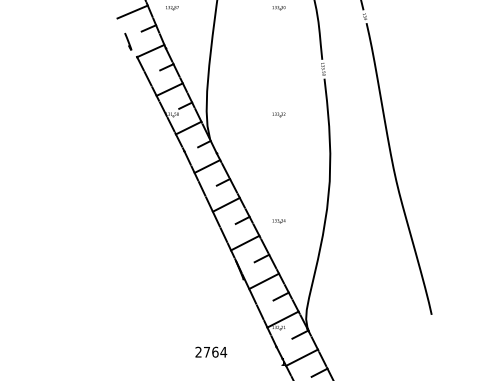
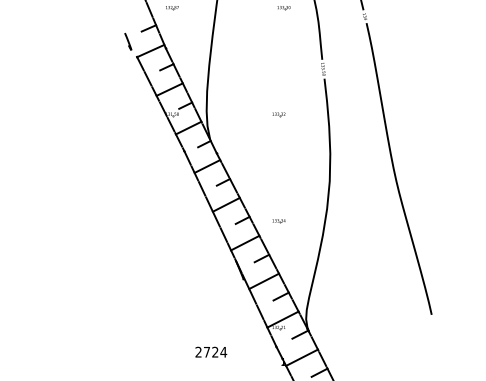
part position: (278, 8) -> (283, 8) (283, 8)
line: present -> none (132, 11)
text: 2764 -> 2724 (215, 351)
